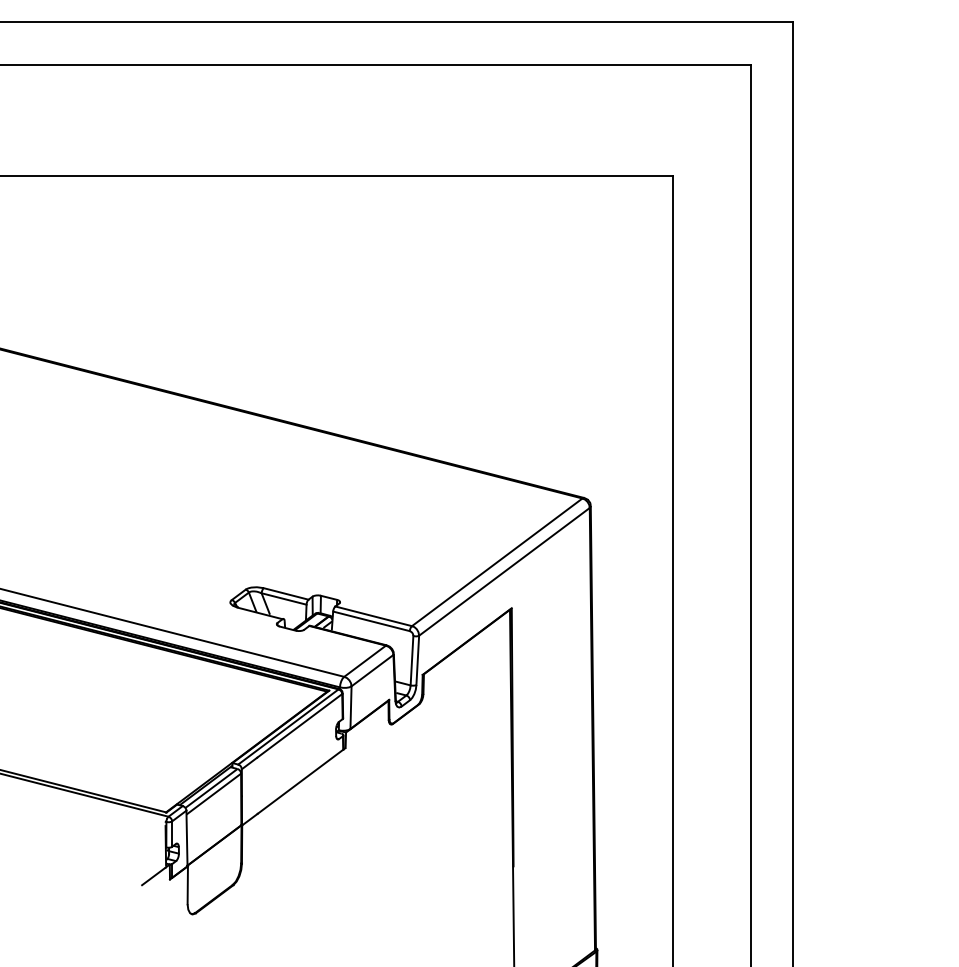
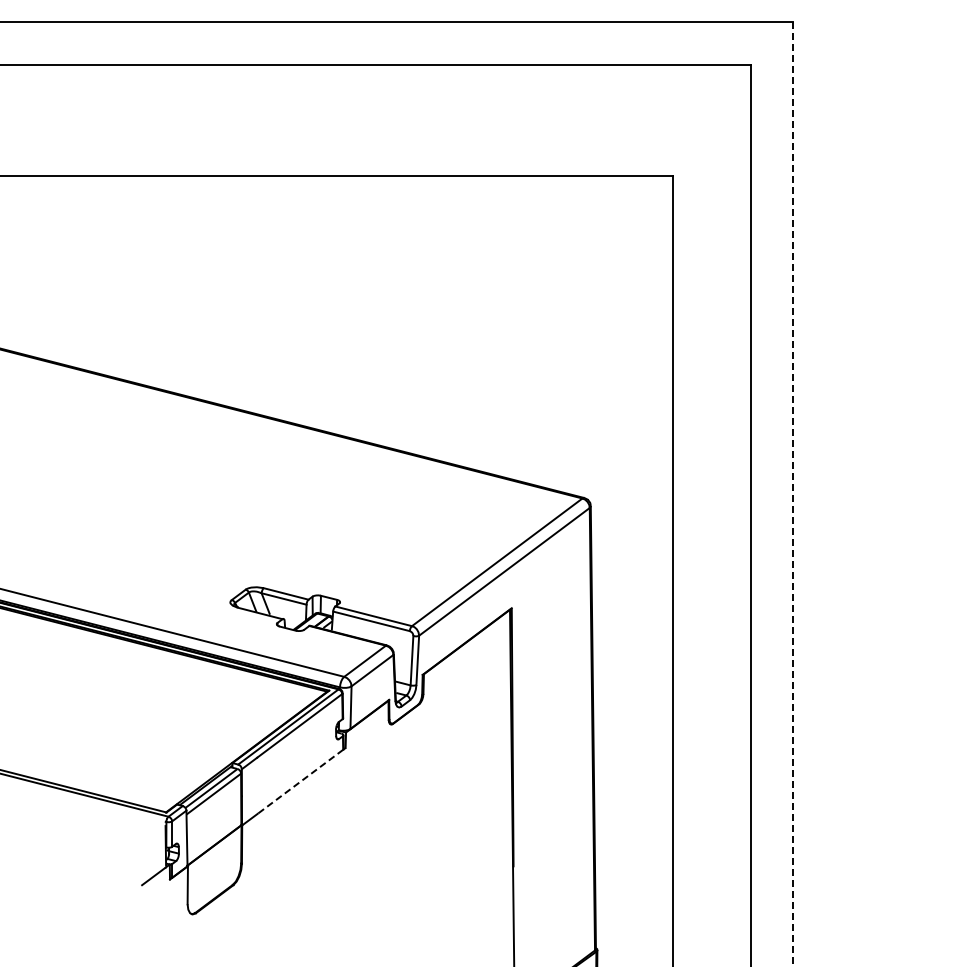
line: solid -> dashed (793, 494)
line: solid -> dashed (300, 782)
